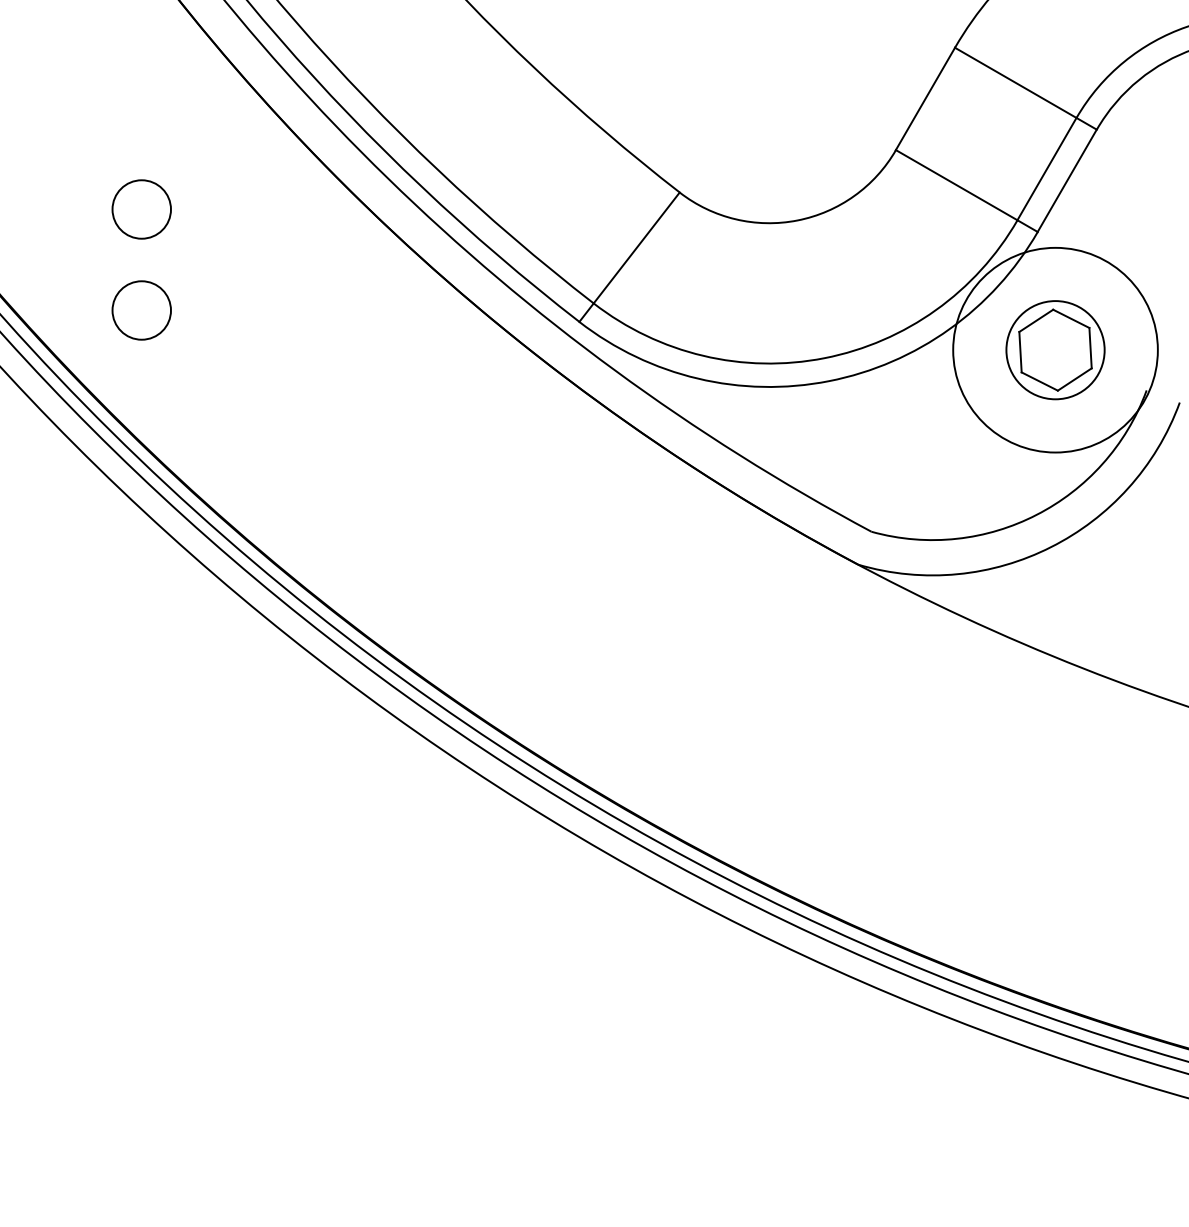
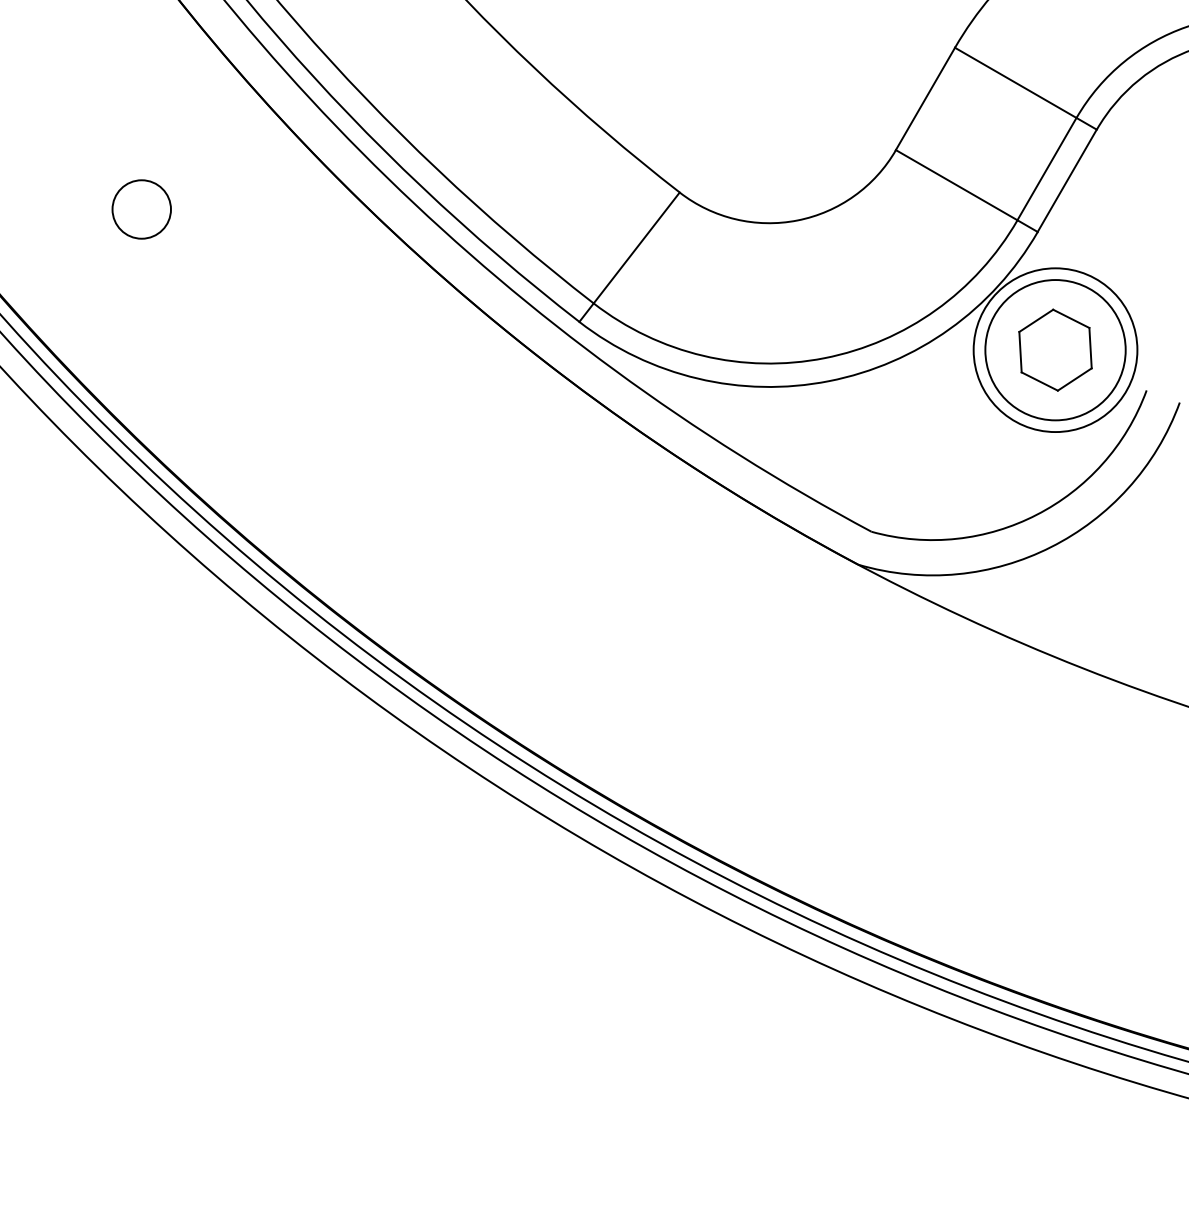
circle: present -> none (141, 310)
circle diameter: 205 px -> 164 px (1055, 350)
circle diameter: 98 px -> 140 px (1055, 350)
